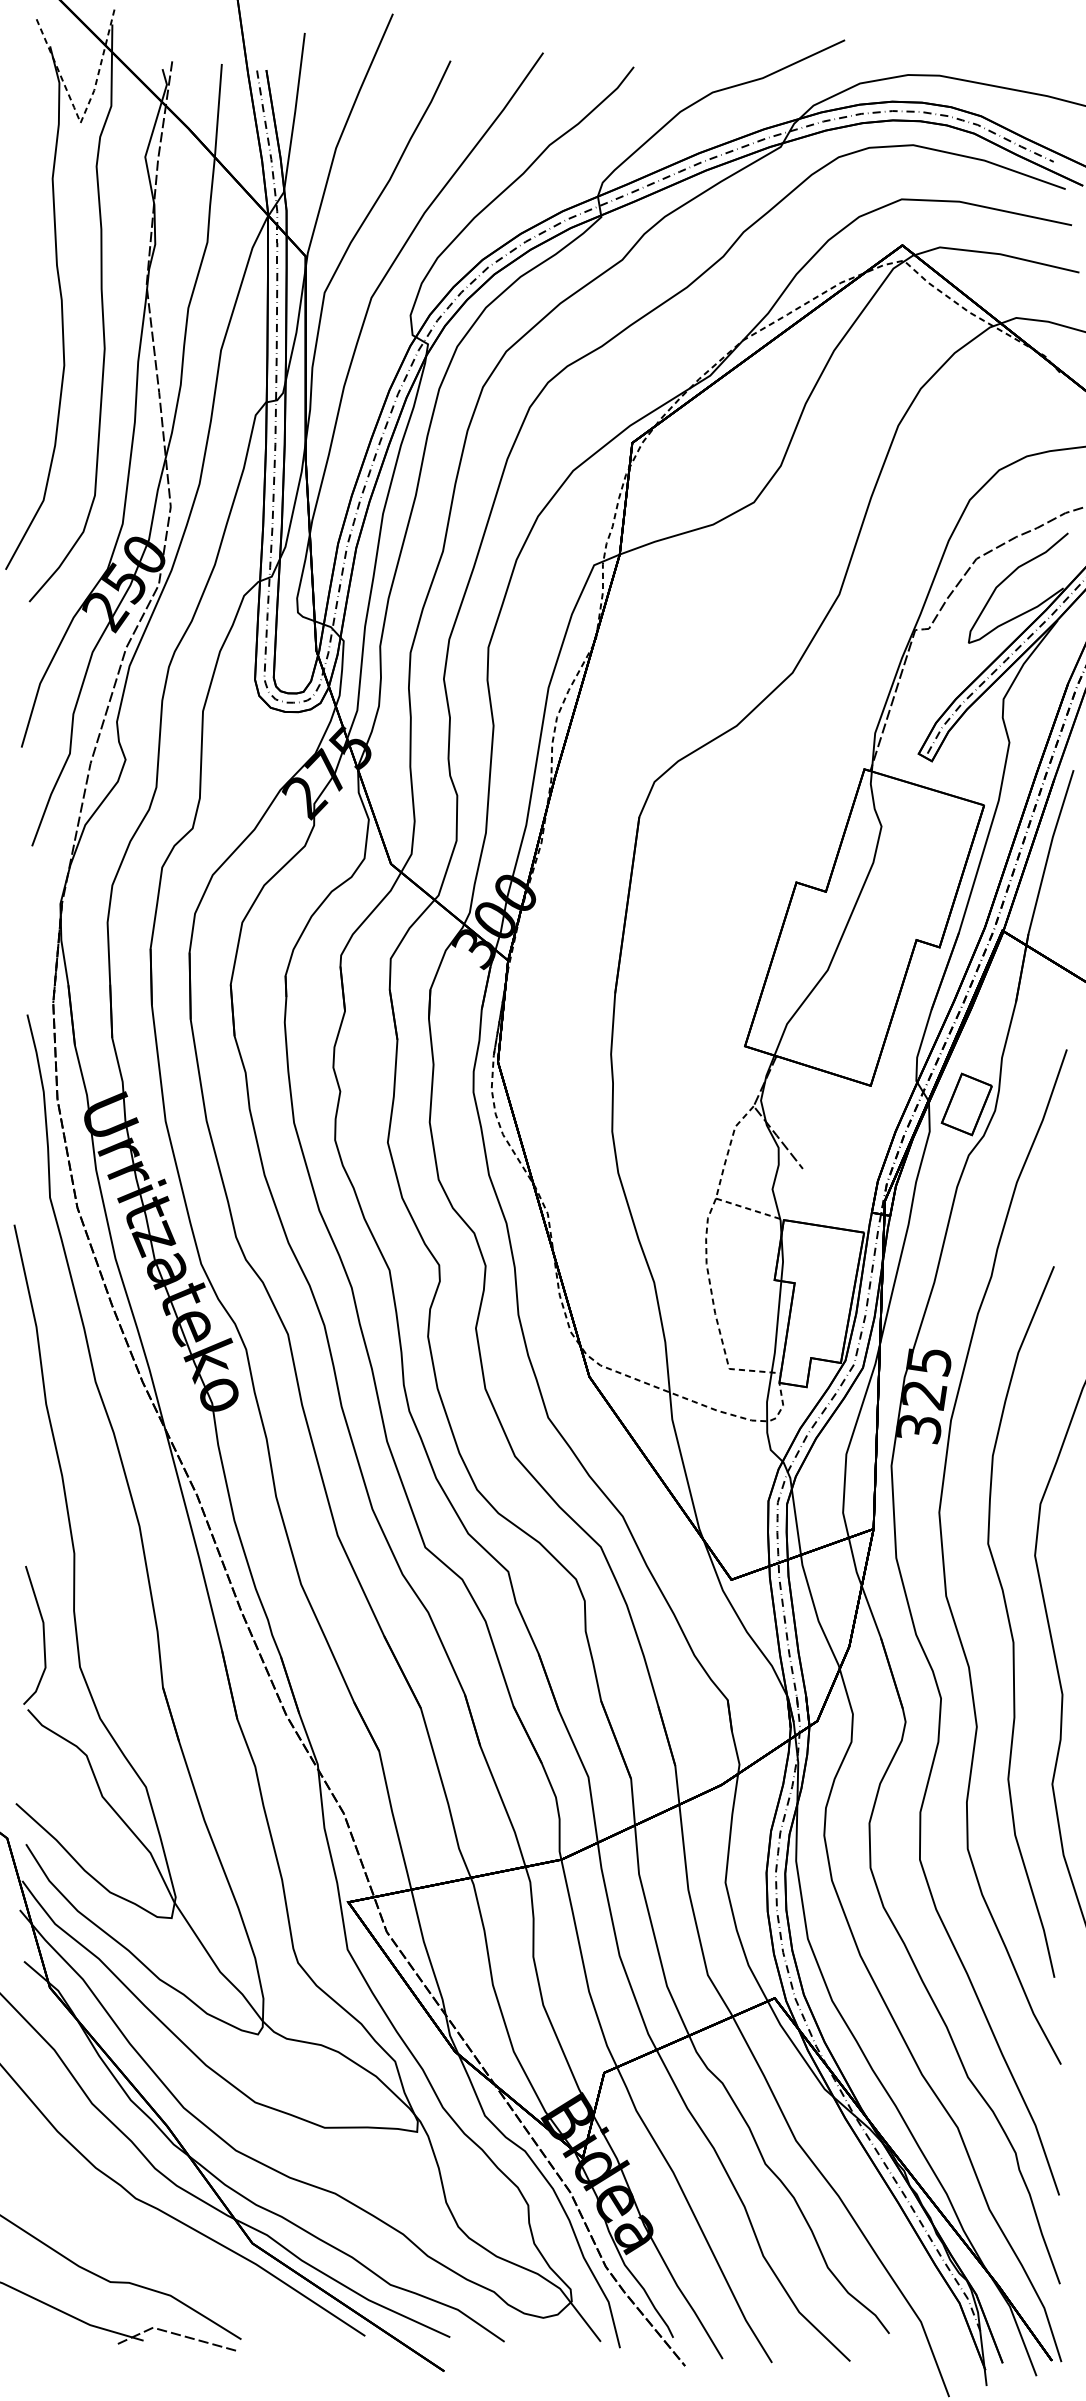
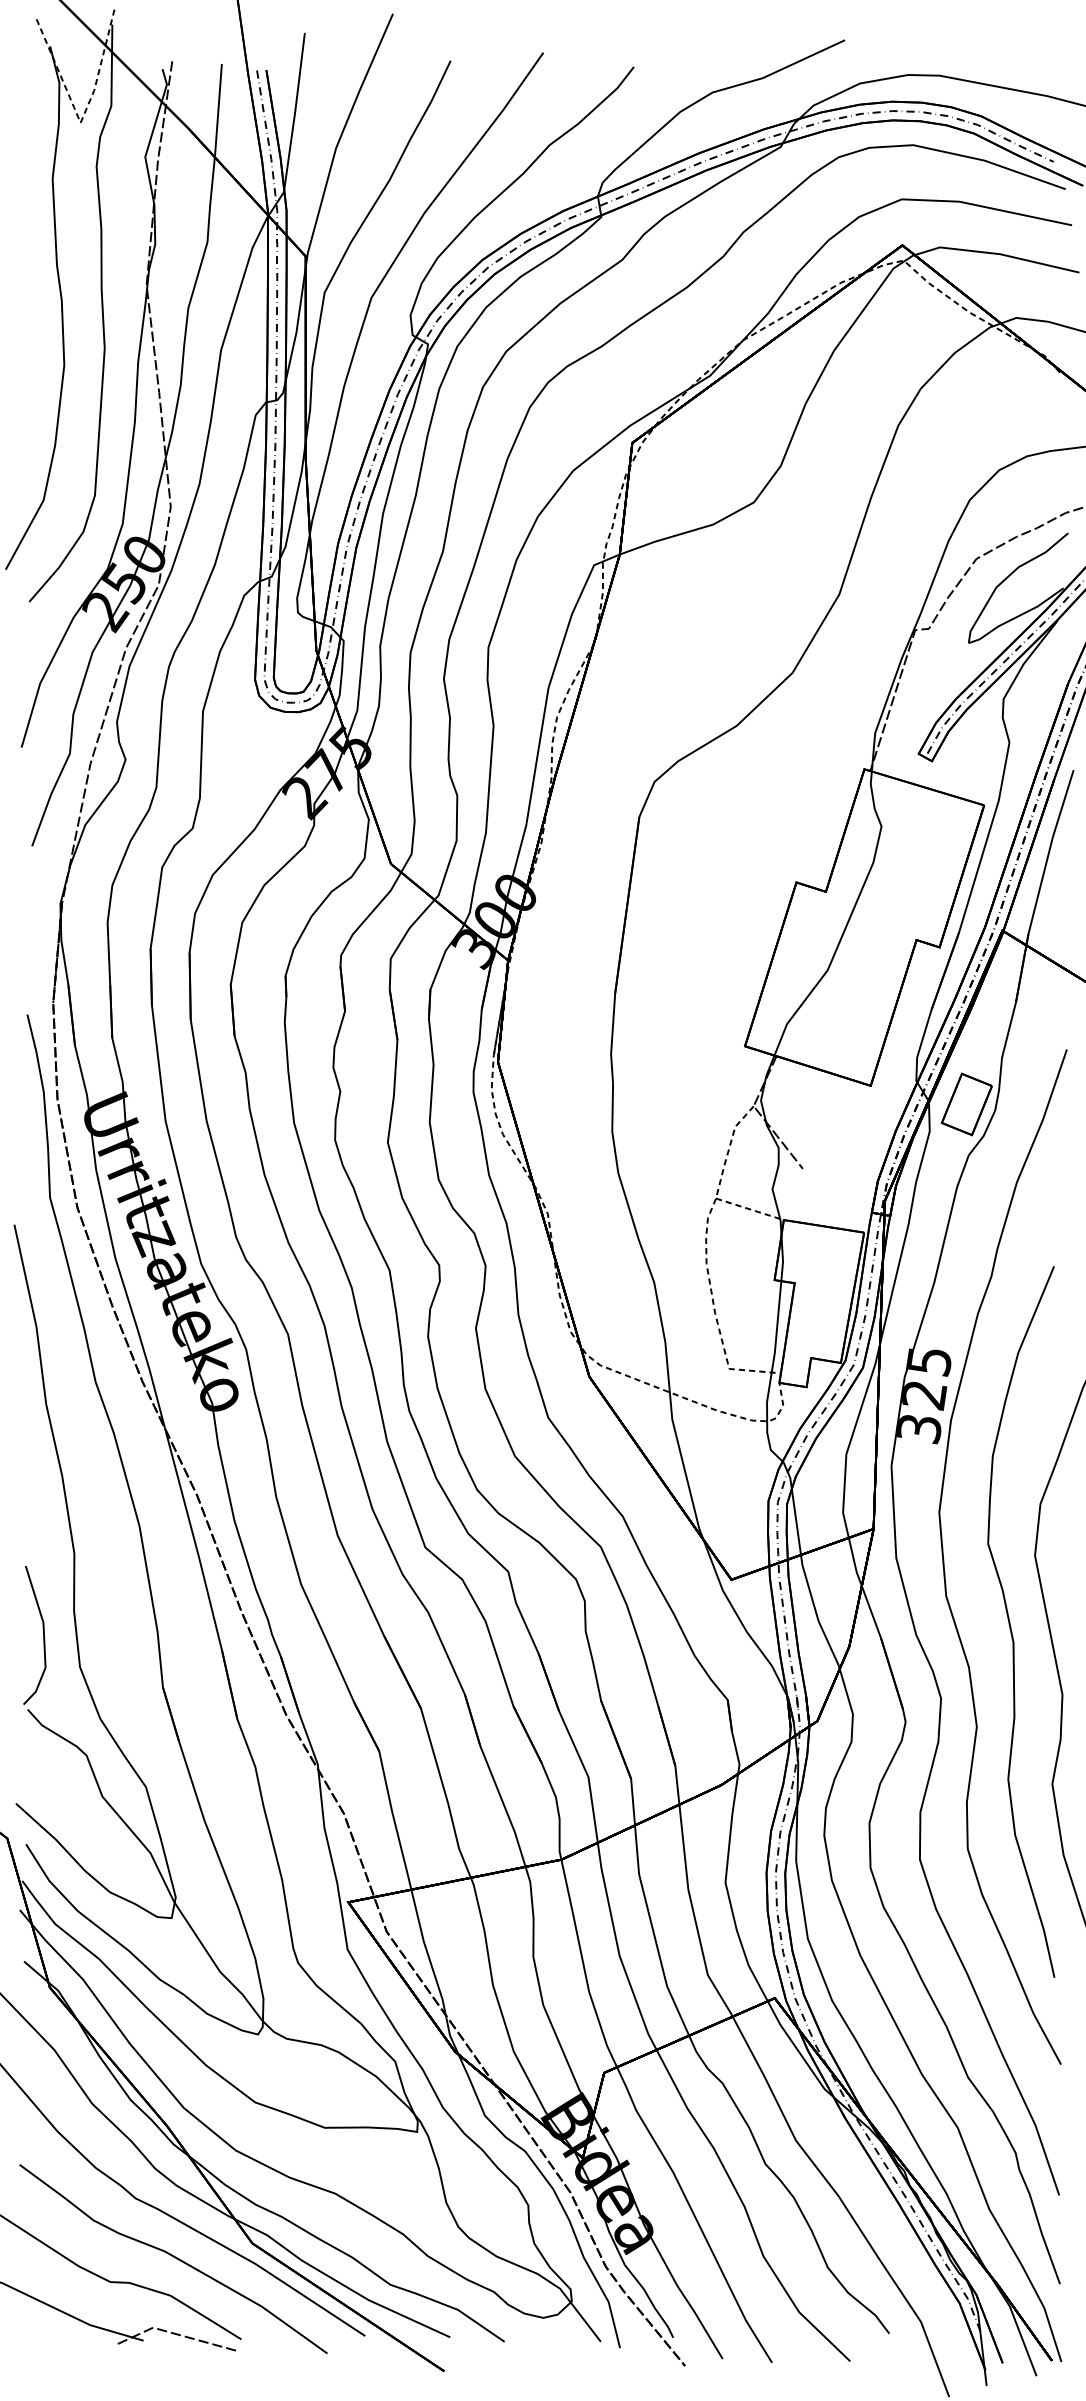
curve: none -> present (173, 2257)
